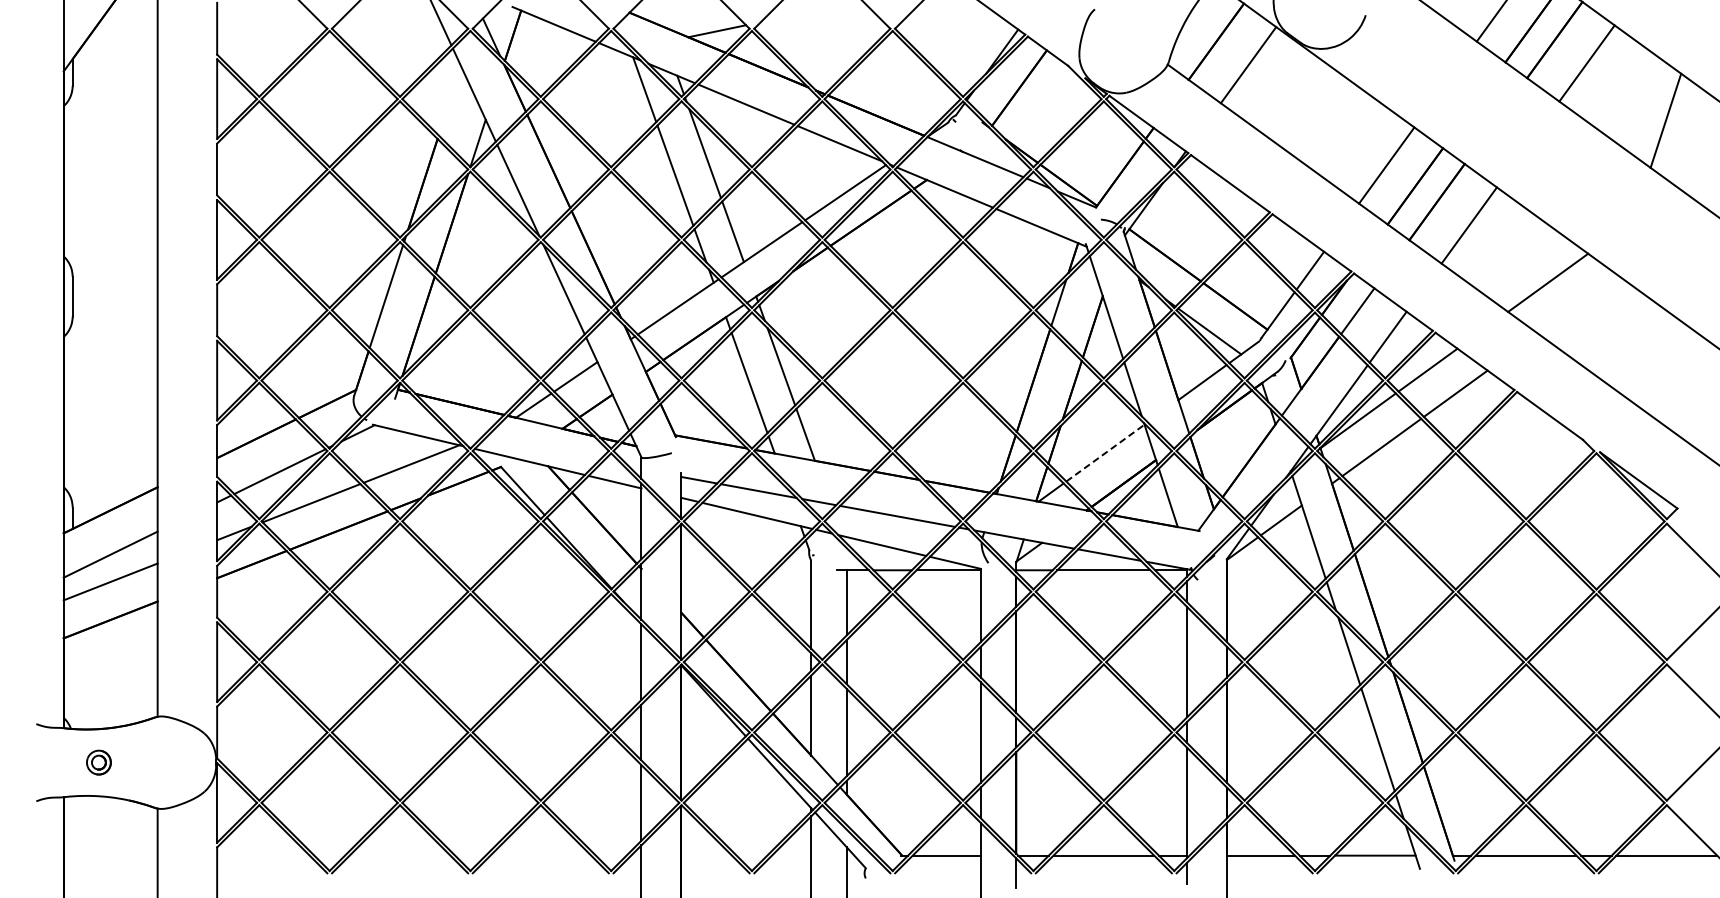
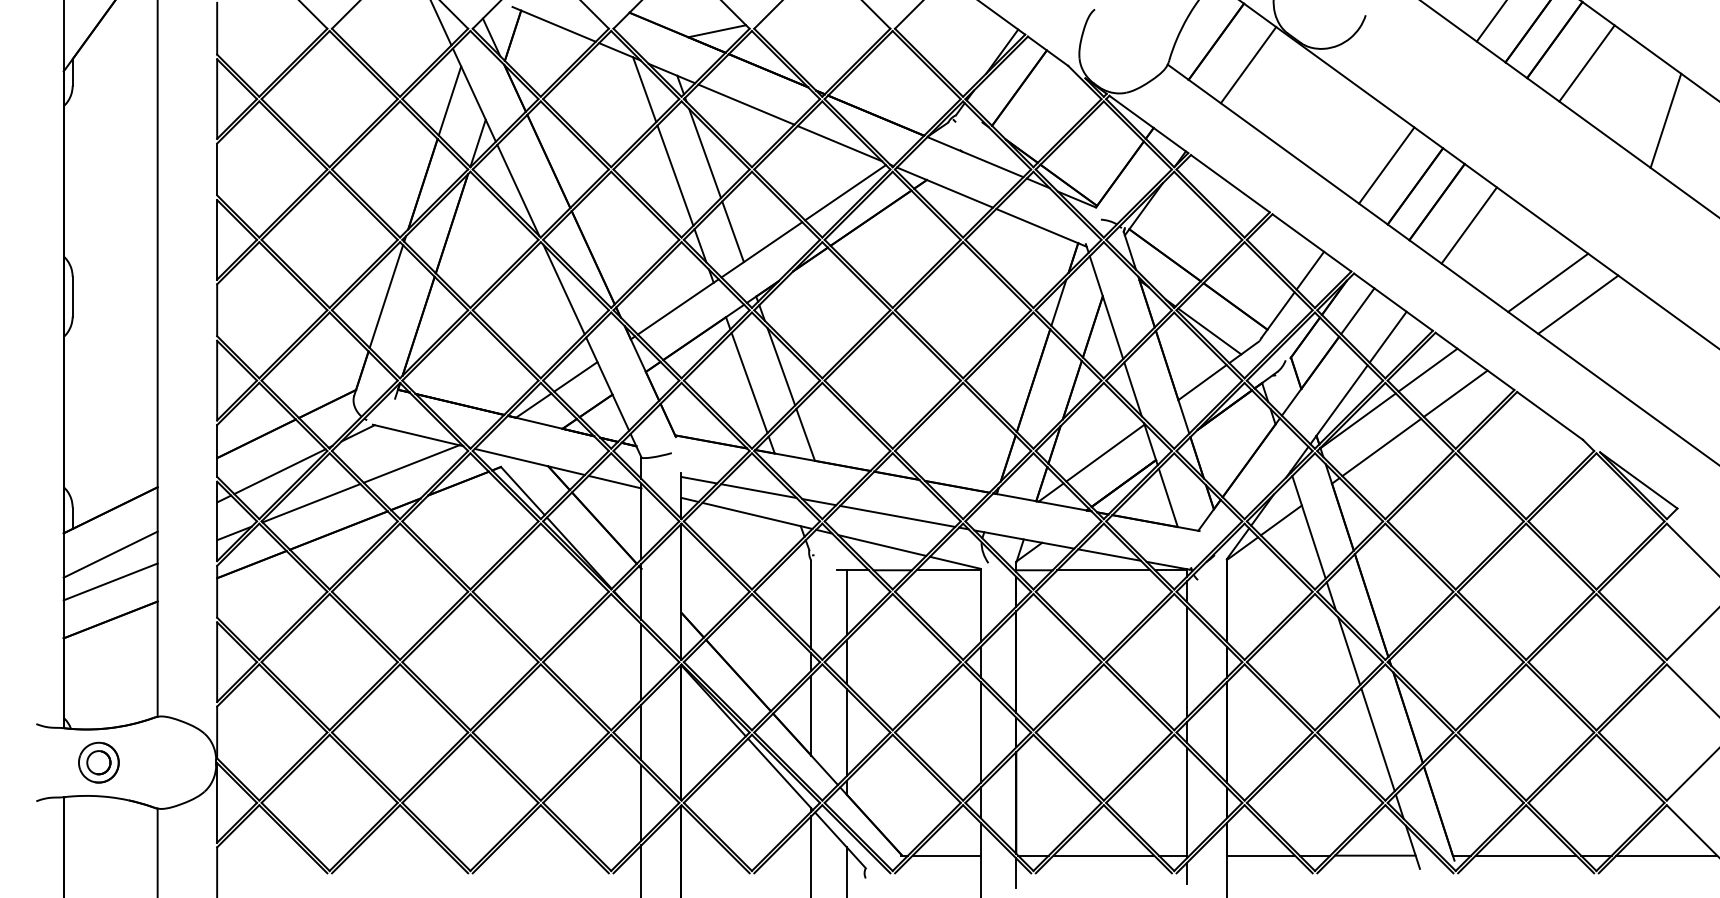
line: none -> present (449, 100)
line: none -> present (1578, 304)
line: dashed -> solid (1105, 452)
part size: 26x27 px -> 42x43 px (98, 762)
